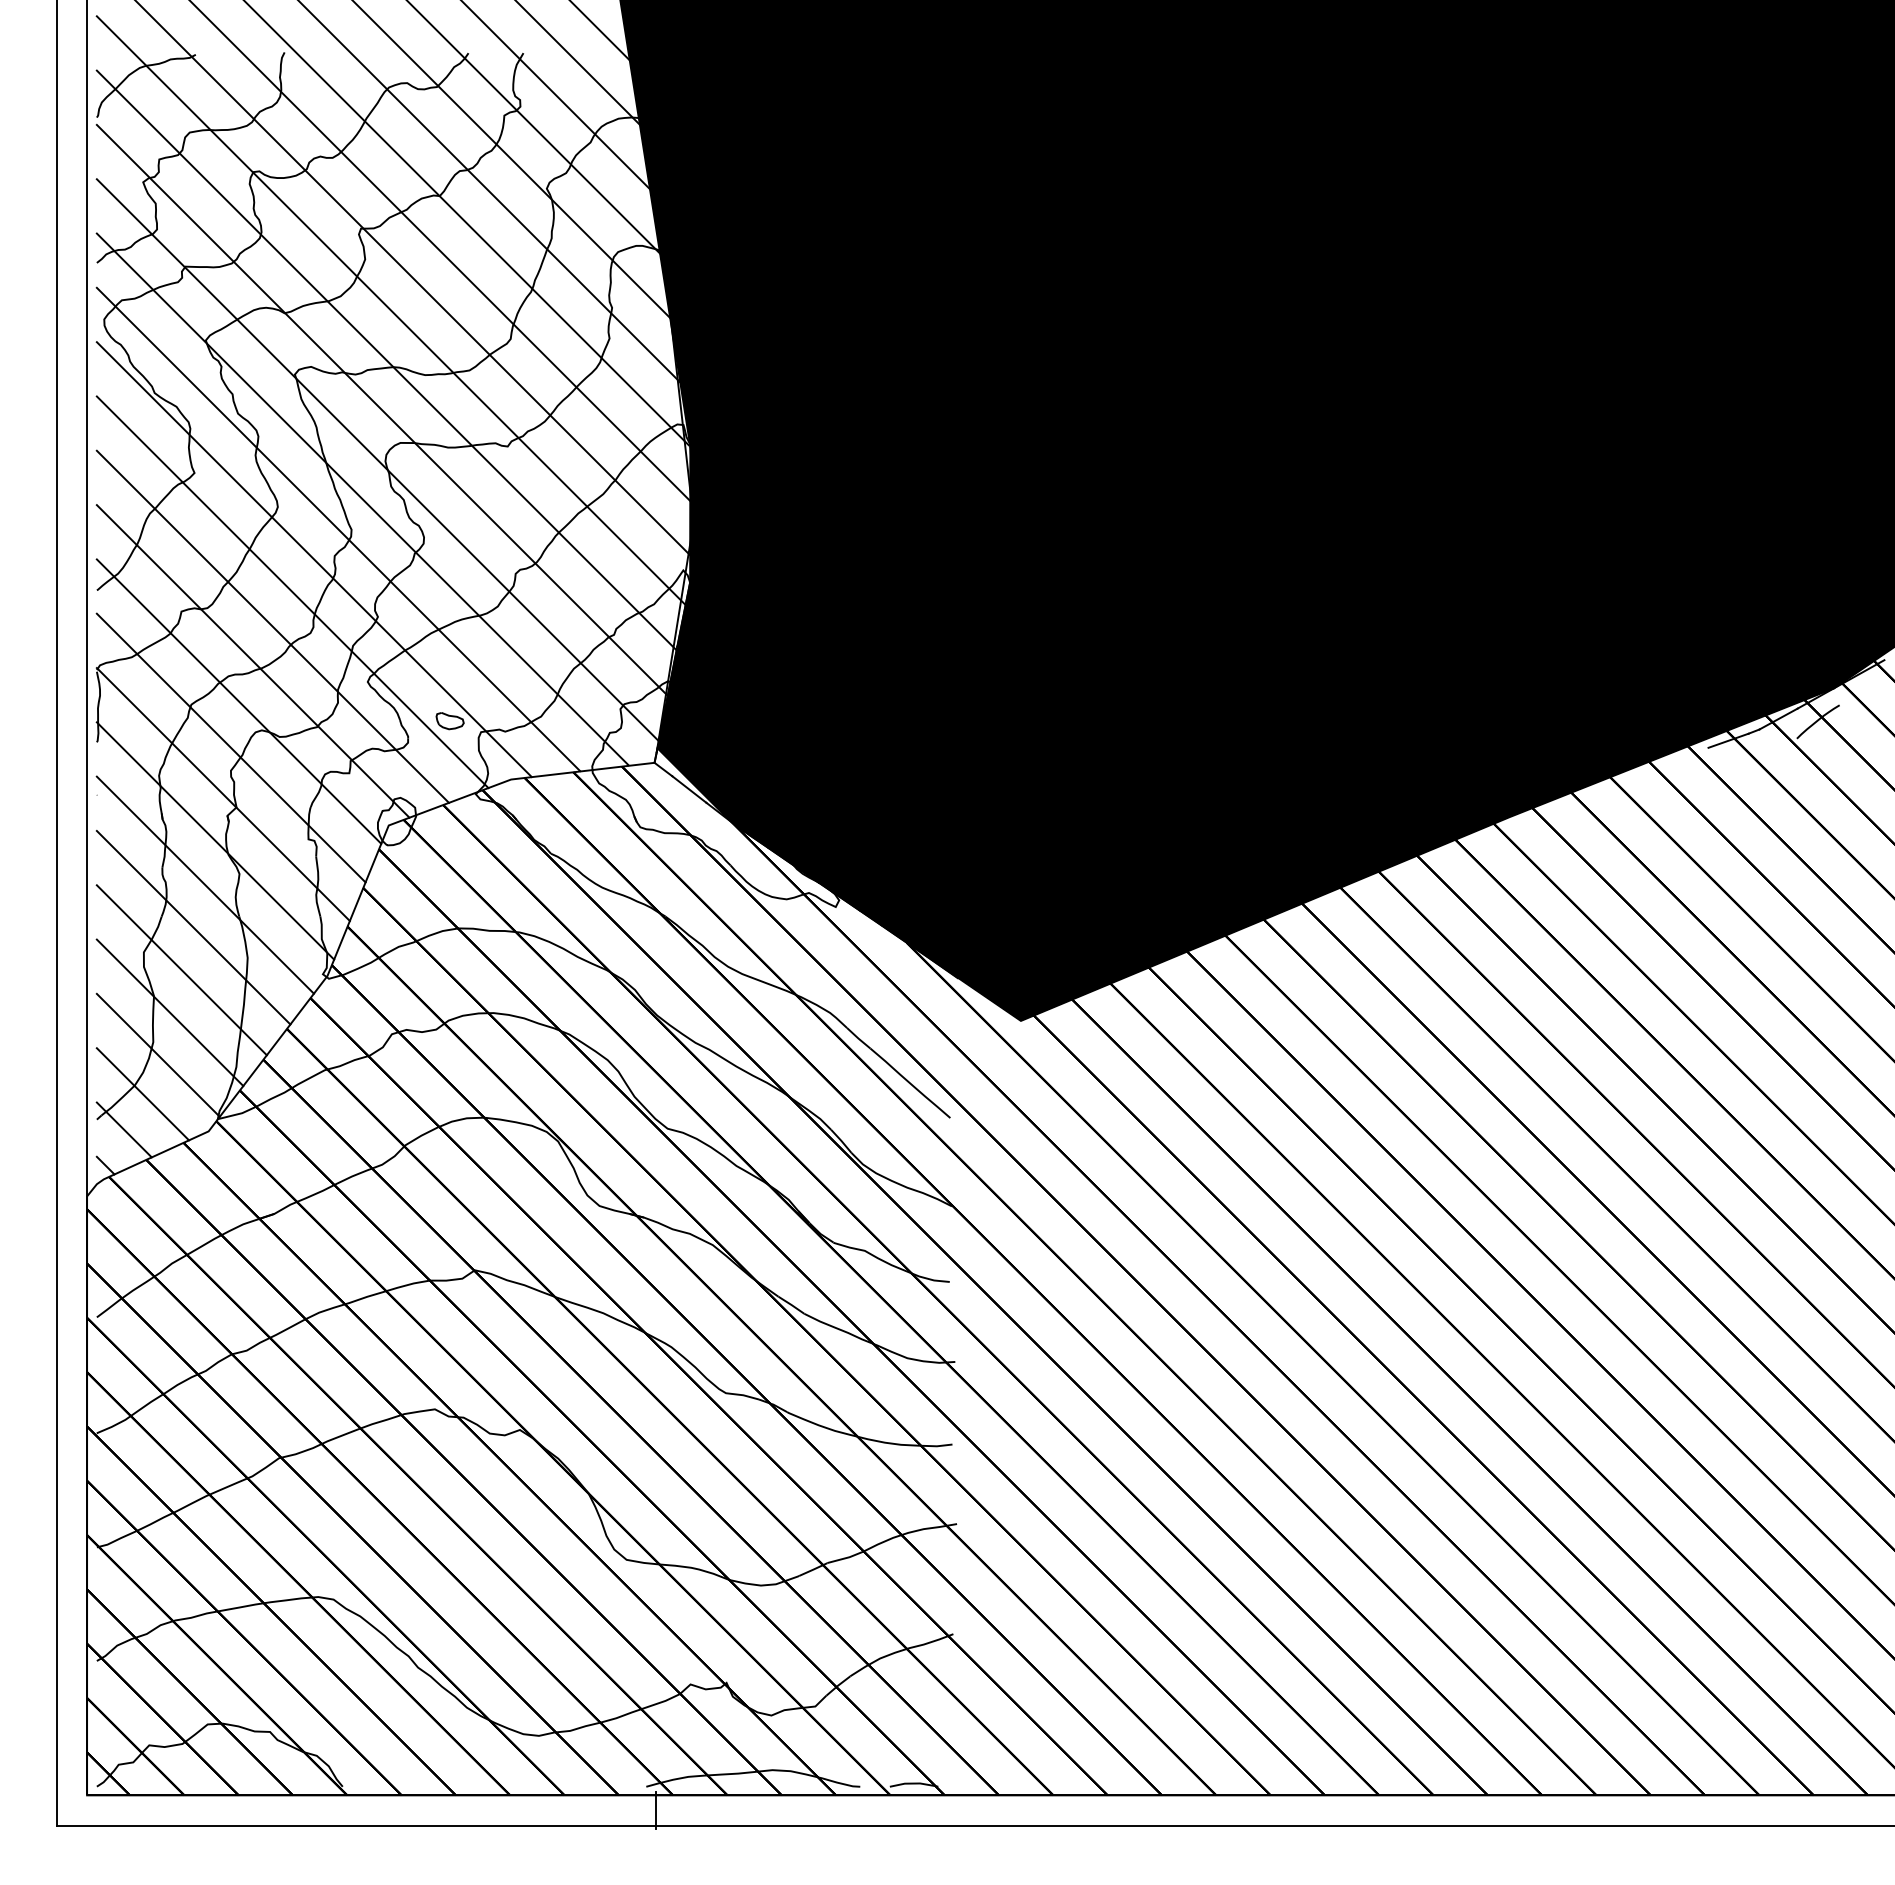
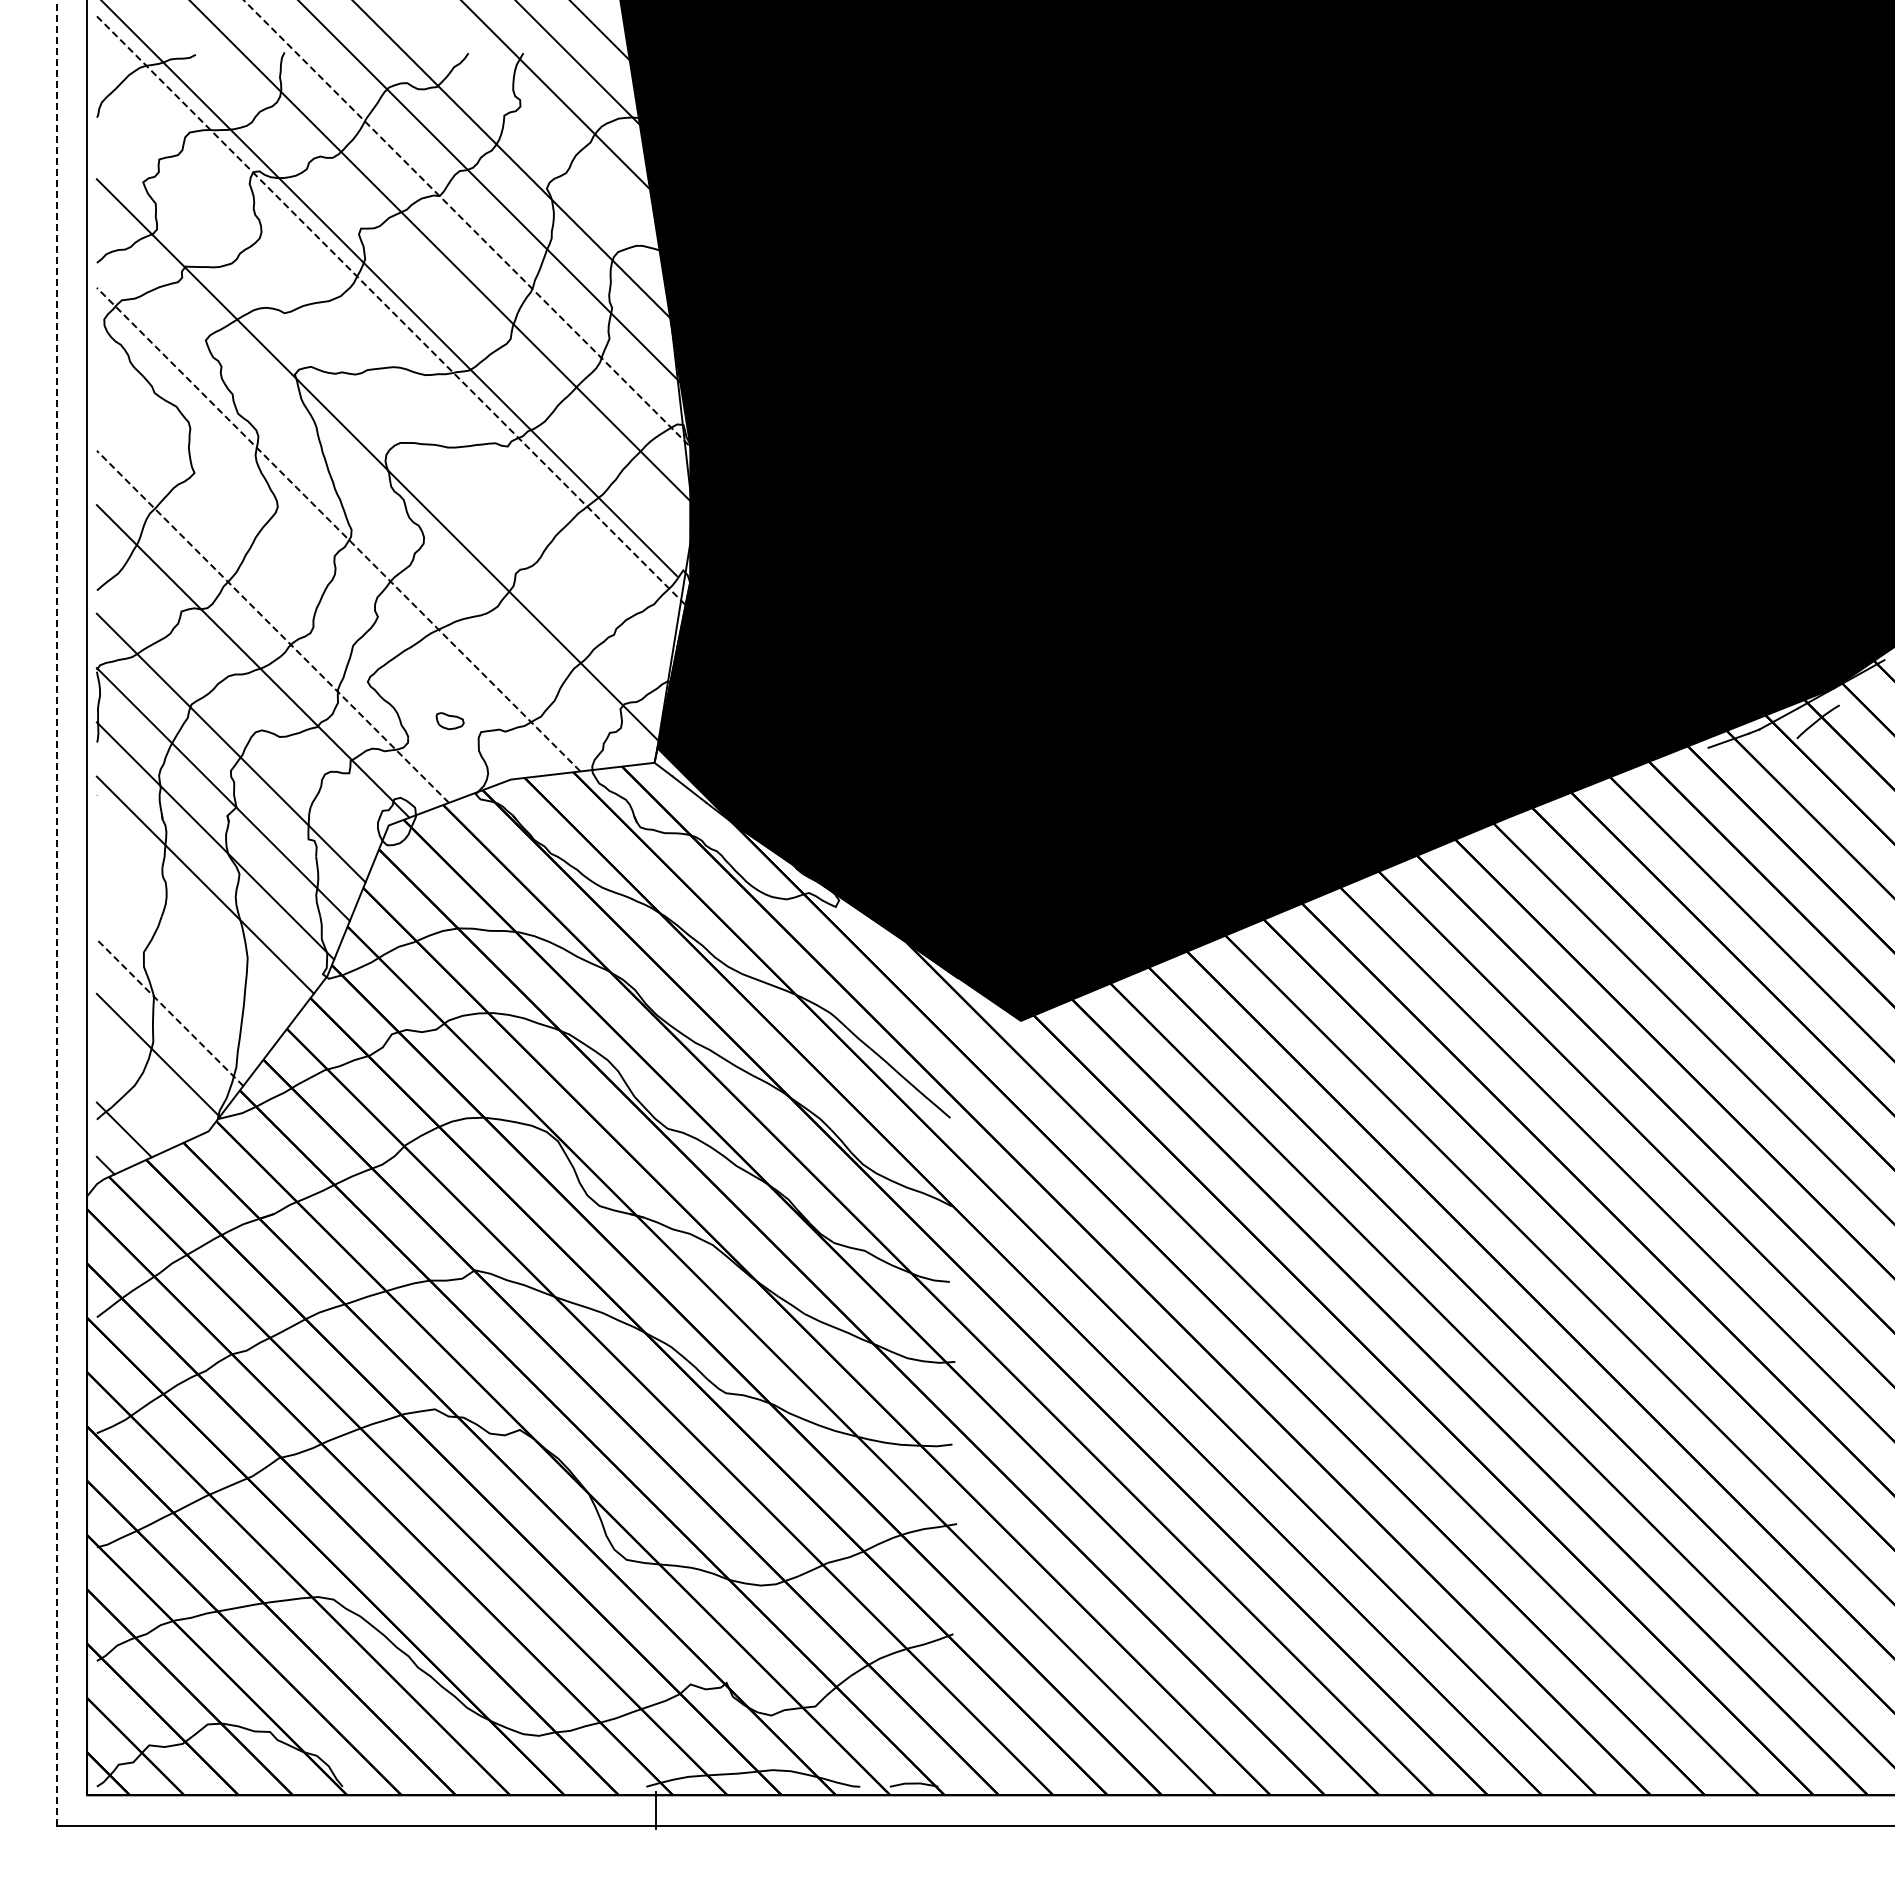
line: present -> none (539, 132)
line: solid -> dashed (466, 222)
line position: (415, 280) -> (389, 289) (389, 289)
line: solid -> dashed (390, 310)
line: present -> none (386, 360)
line: present -> none (381, 409)
line: present -> none (362, 499)
line: solid -> dashed (338, 529)
line: present -> none (313, 559)
line: present -> none (292, 592)
line: solid -> dashed (272, 626)
line: present -> none (238, 701)
line: solid -> dashed (56, 912)
line: present -> none (193, 927)
line: present -> none (181, 970)
line: solid -> dashed (170, 1012)
line: present -> none (142, 1094)
